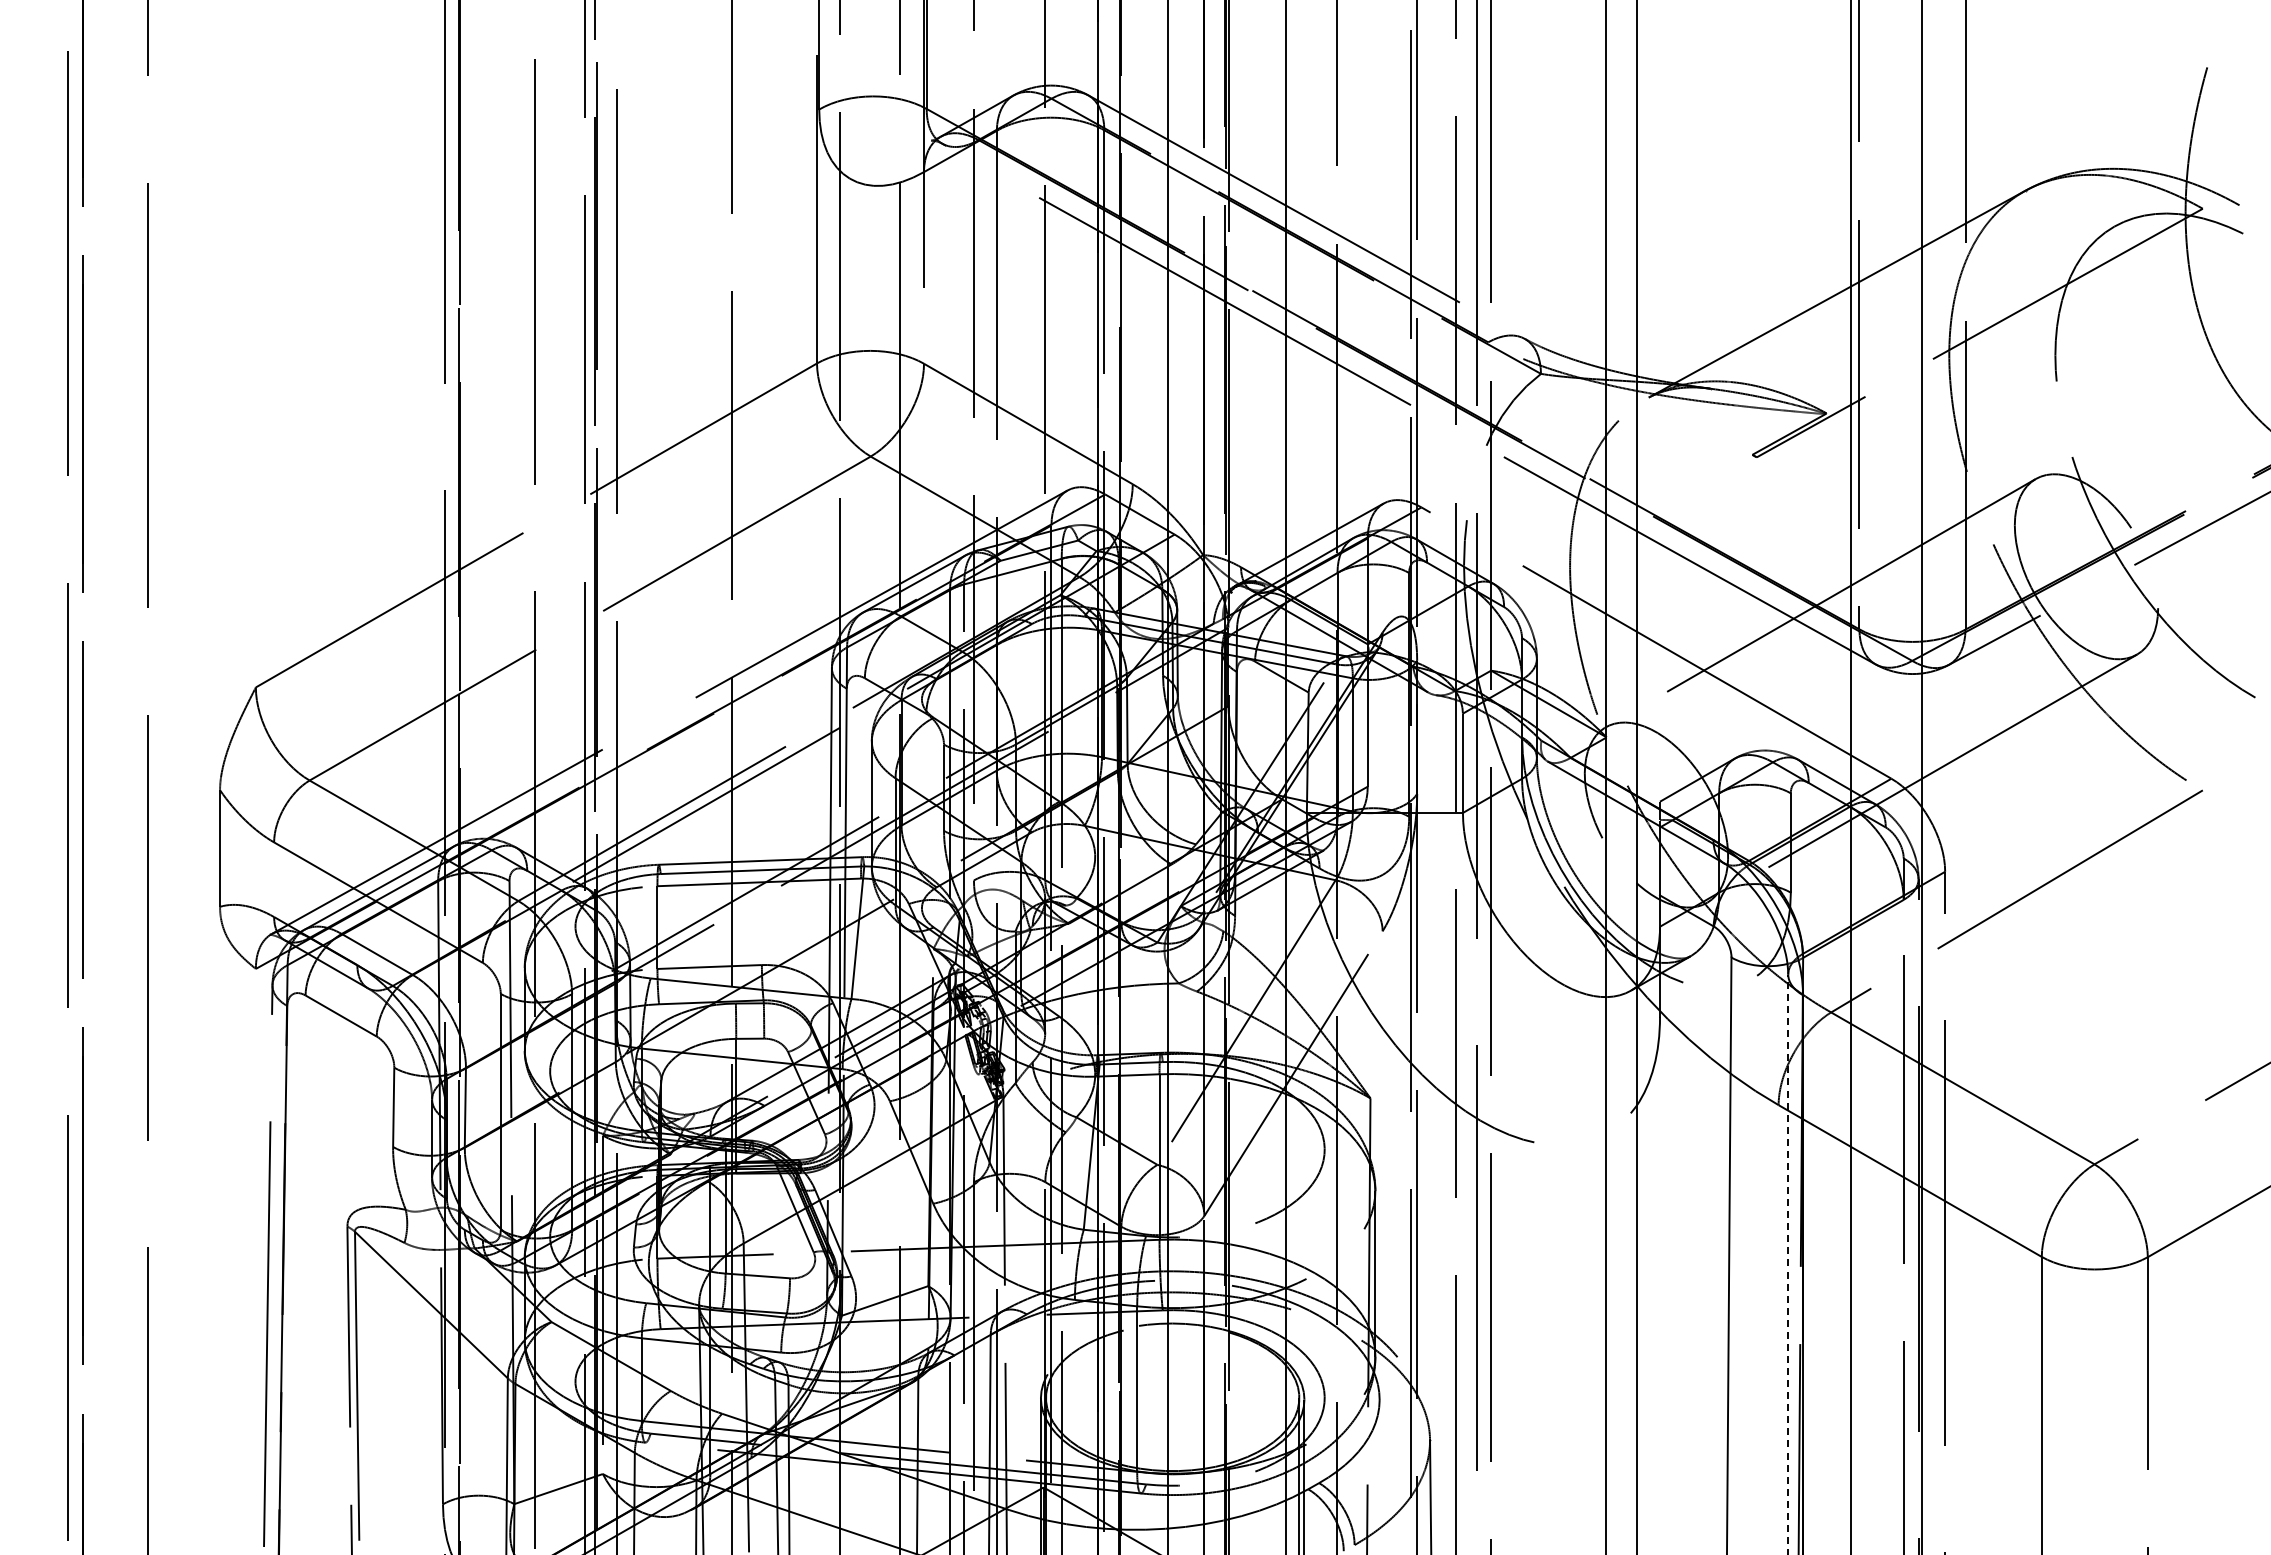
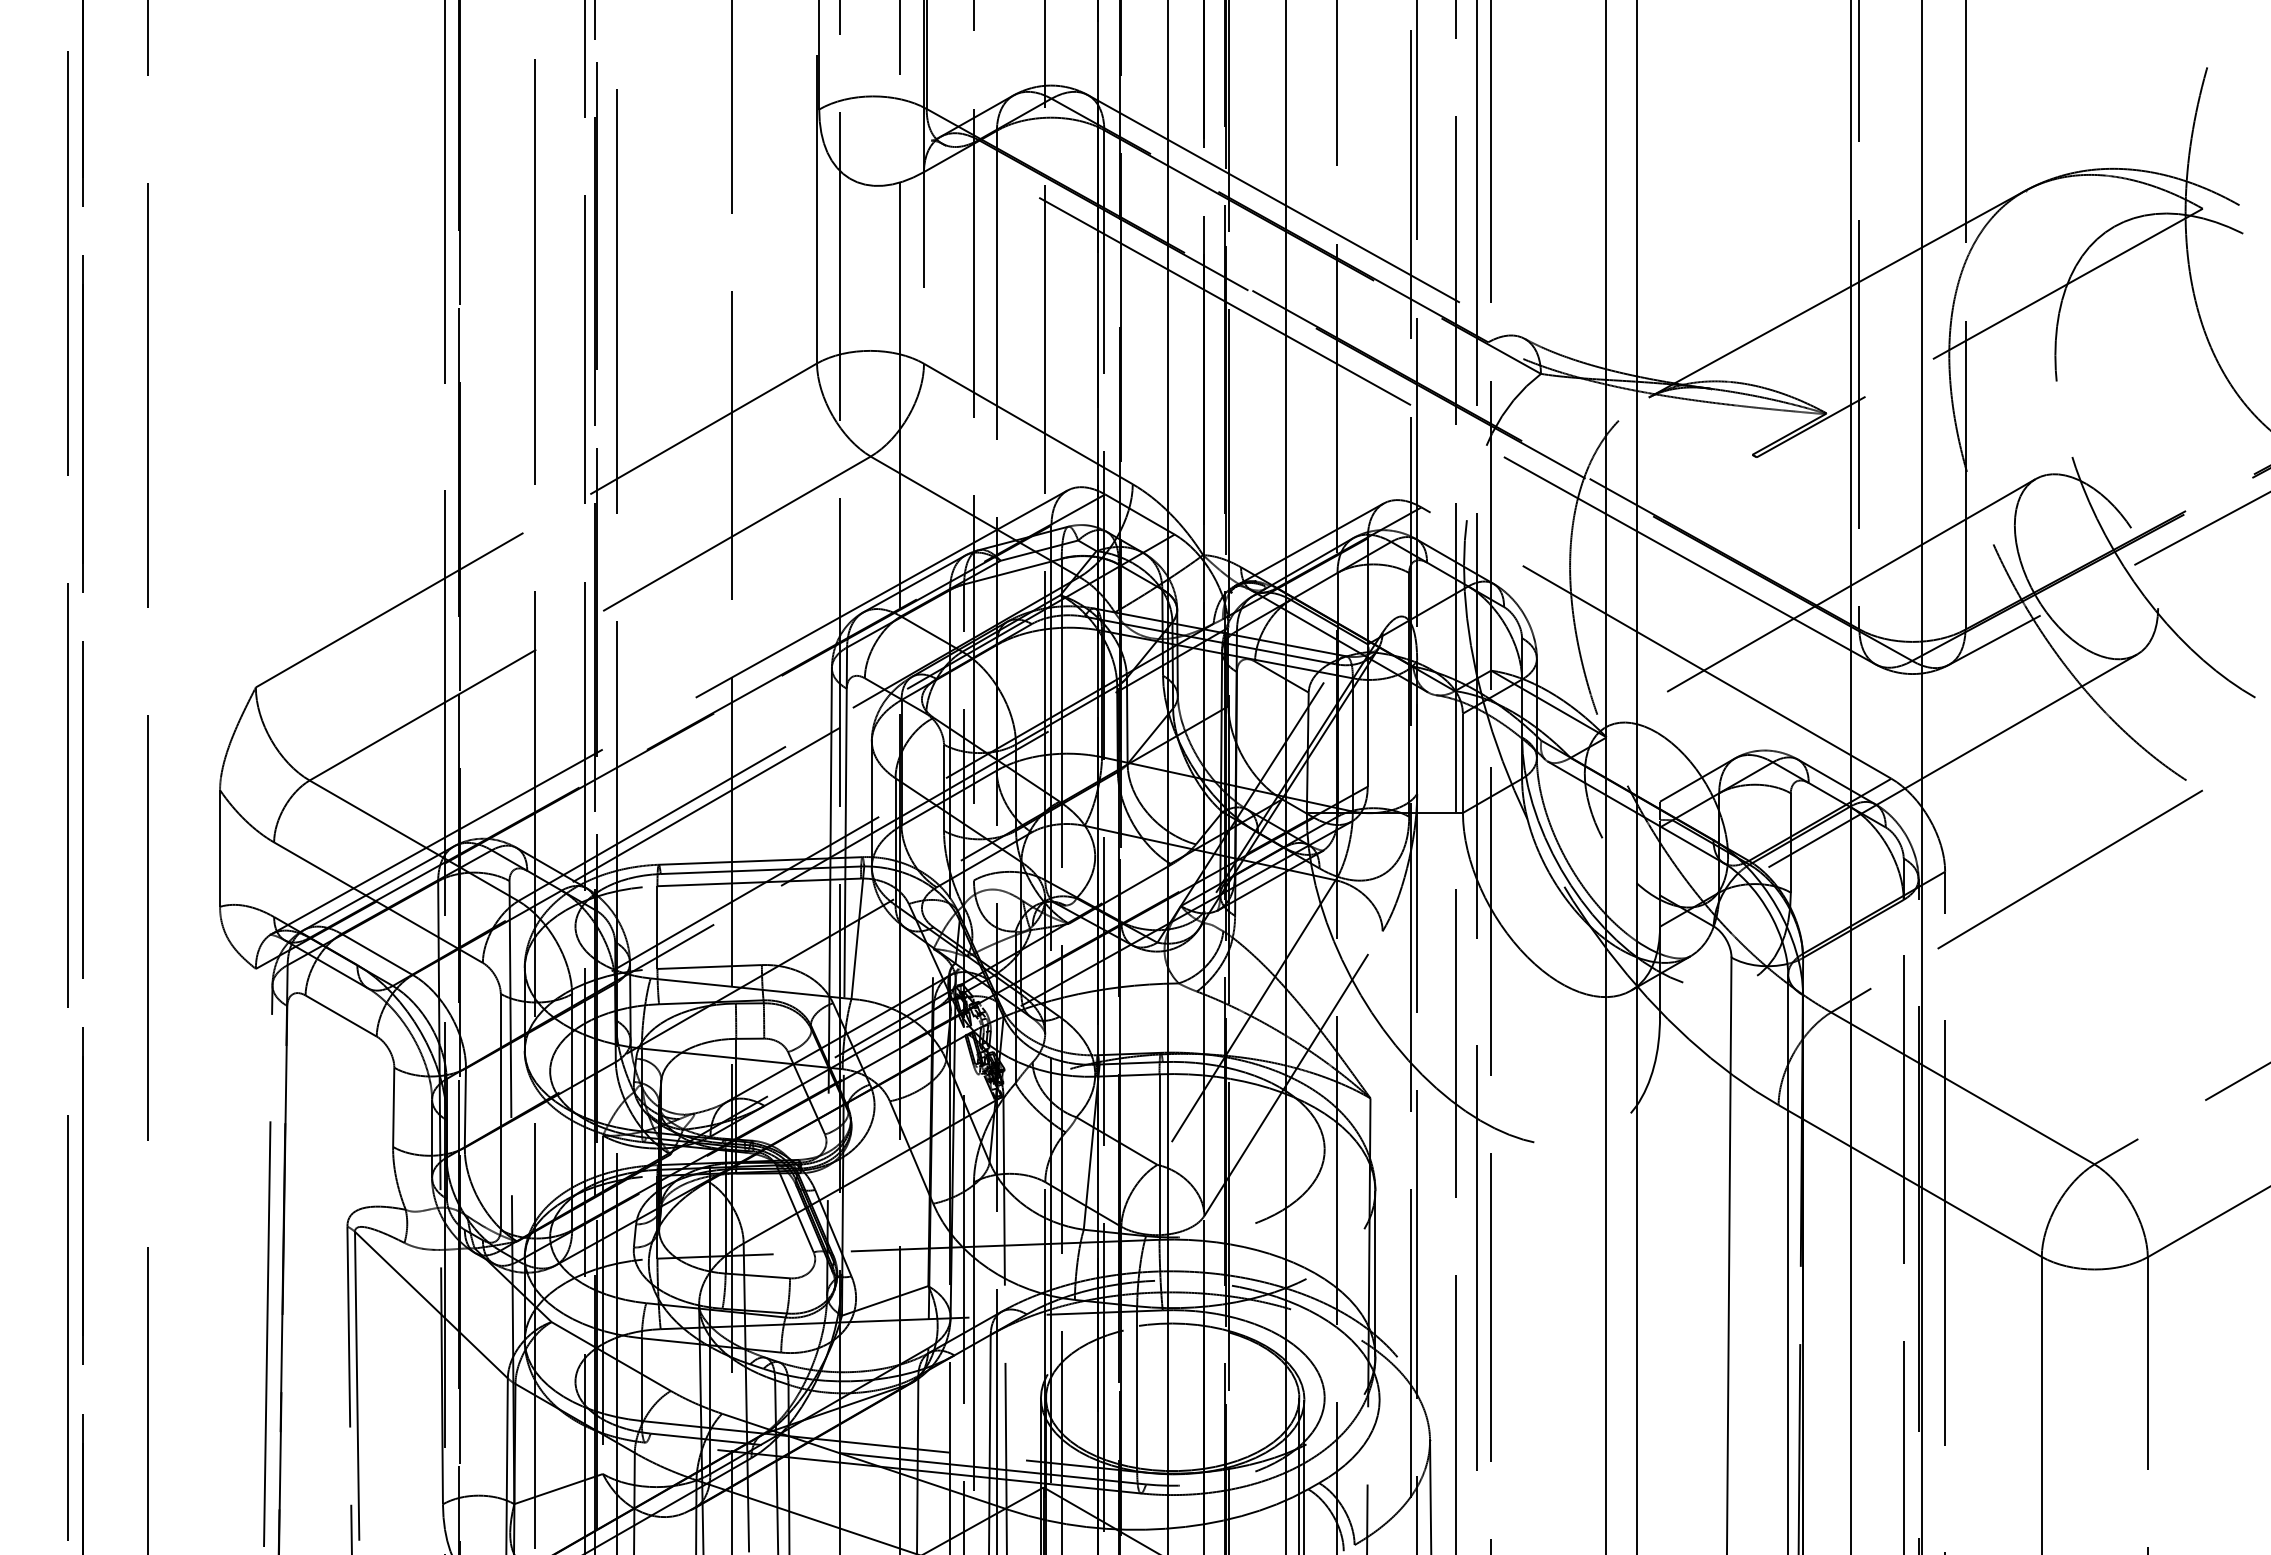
line: dashed -> solid (1788, 1264)
